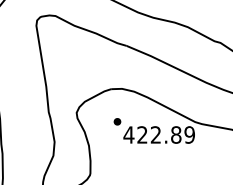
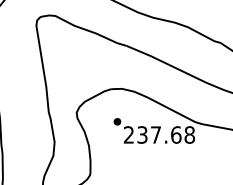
text: 422.89 -> 237.68 (158, 134)
